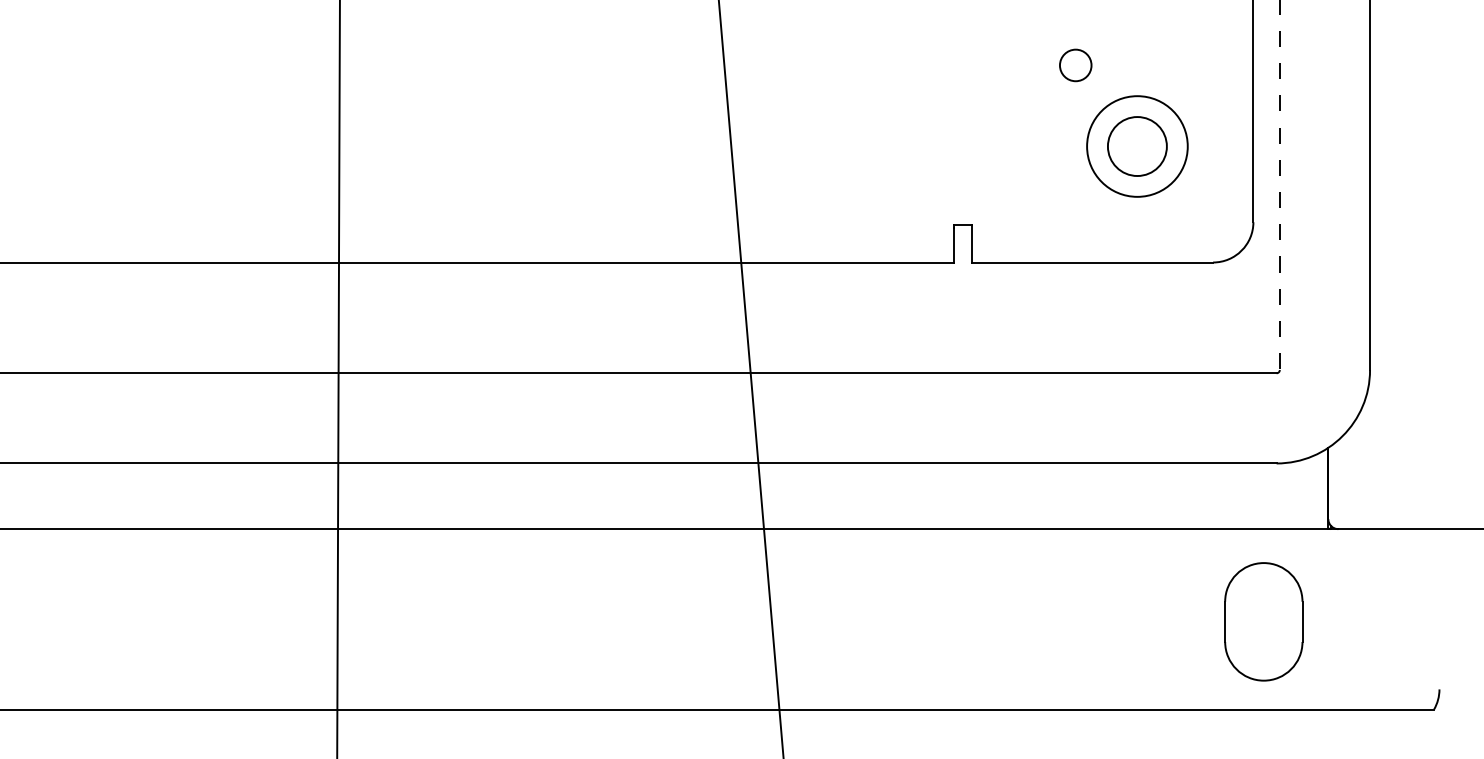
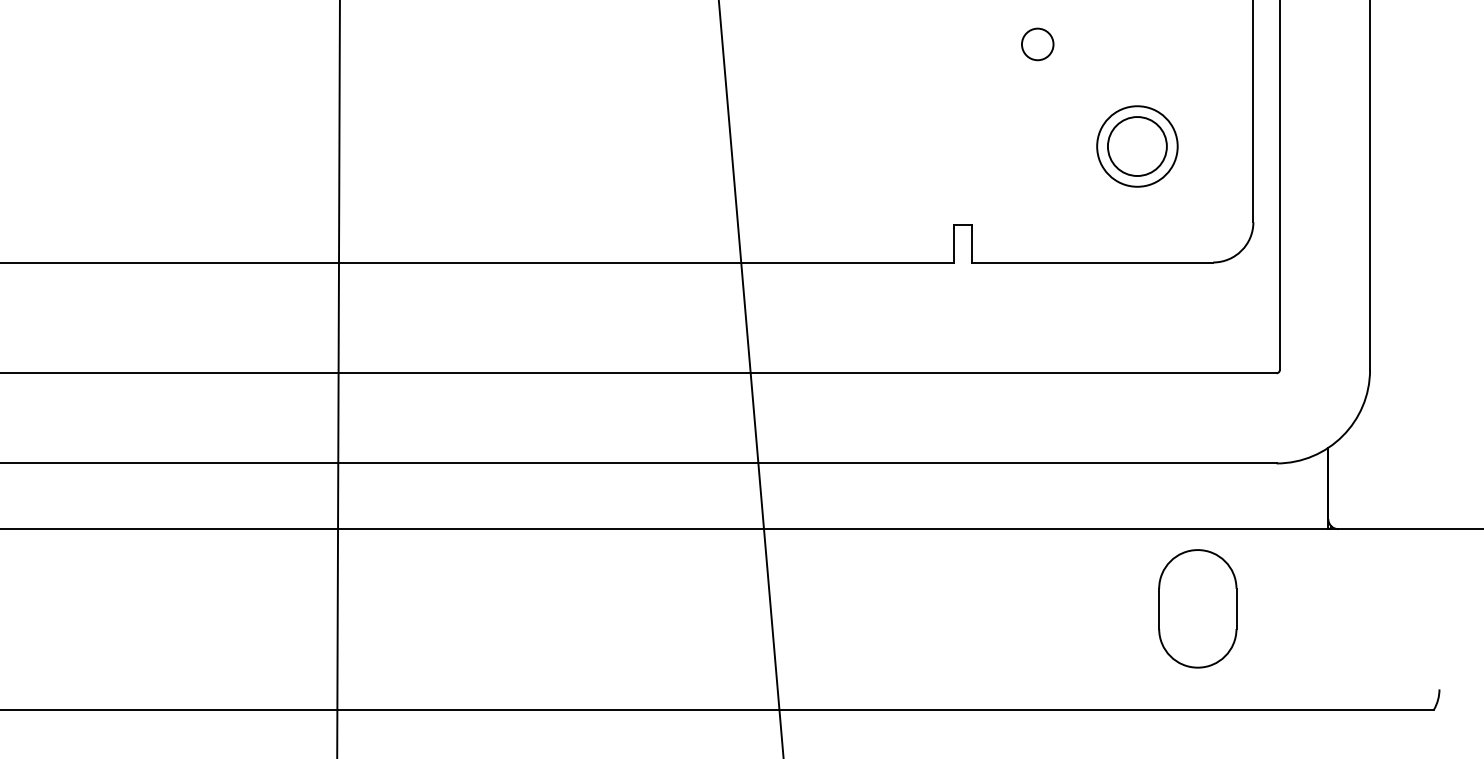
circle position: (1075, 65) -> (1037, 44) (1037, 44)
circle diameter: 101 px -> 81 px (1137, 146)
line: dashed -> solid (1279, 185)
part position: (1263, 621) -> (1197, 608) (1197, 608)
